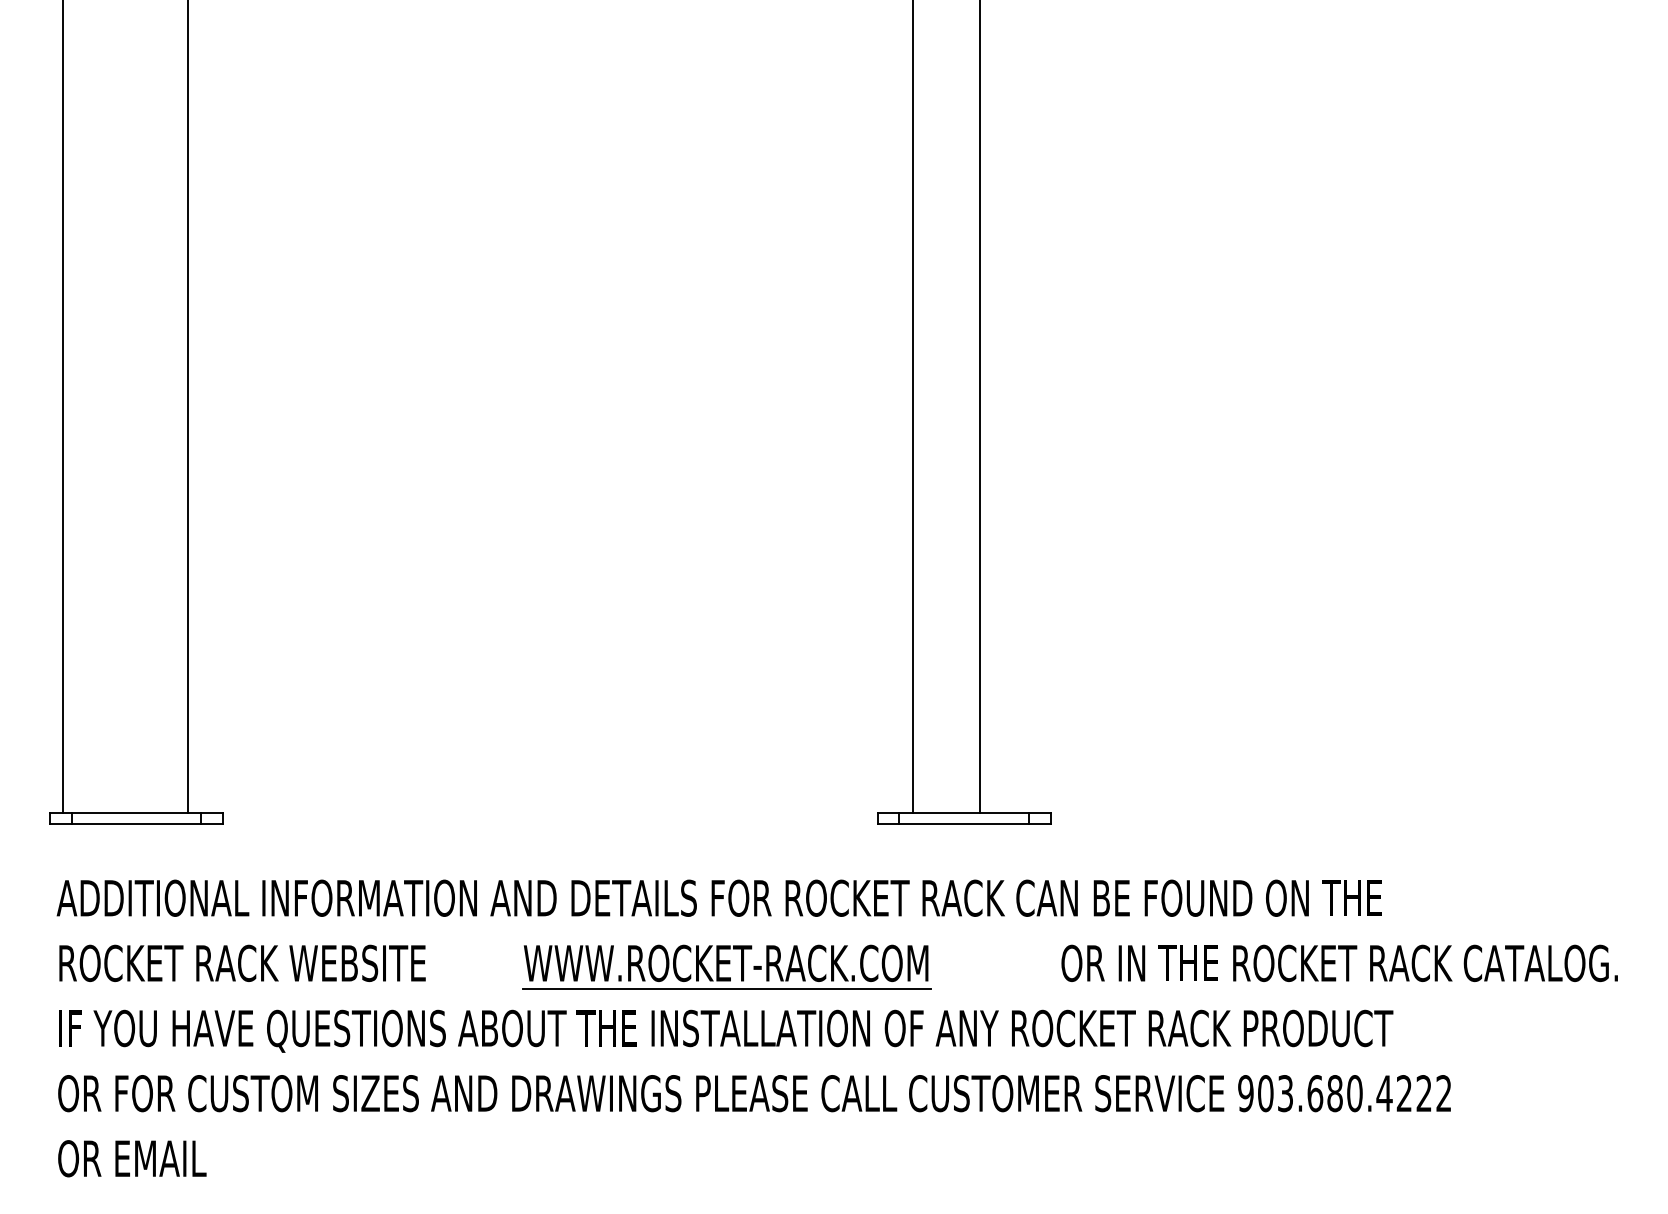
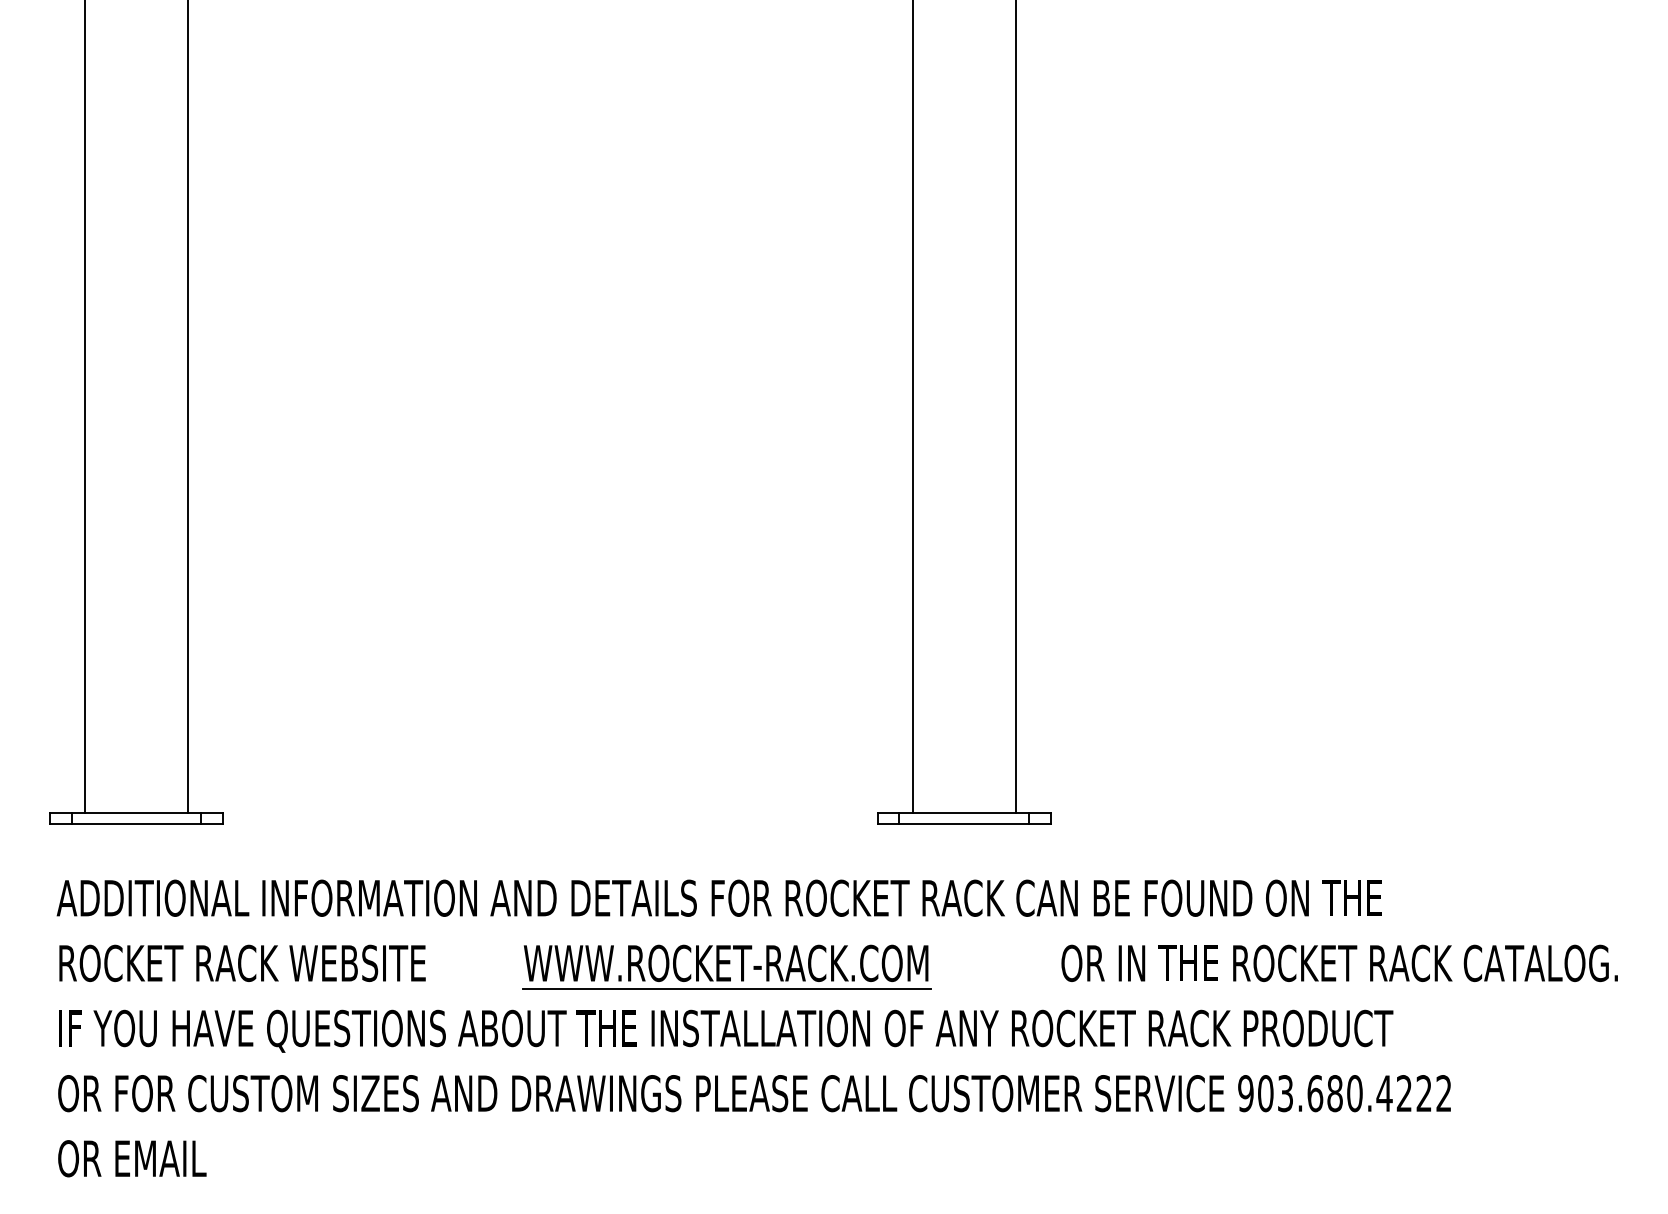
line position: (63, 407) -> (85, 407) (85, 407)
line position: (979, 407) -> (1015, 407) (1015, 407)
